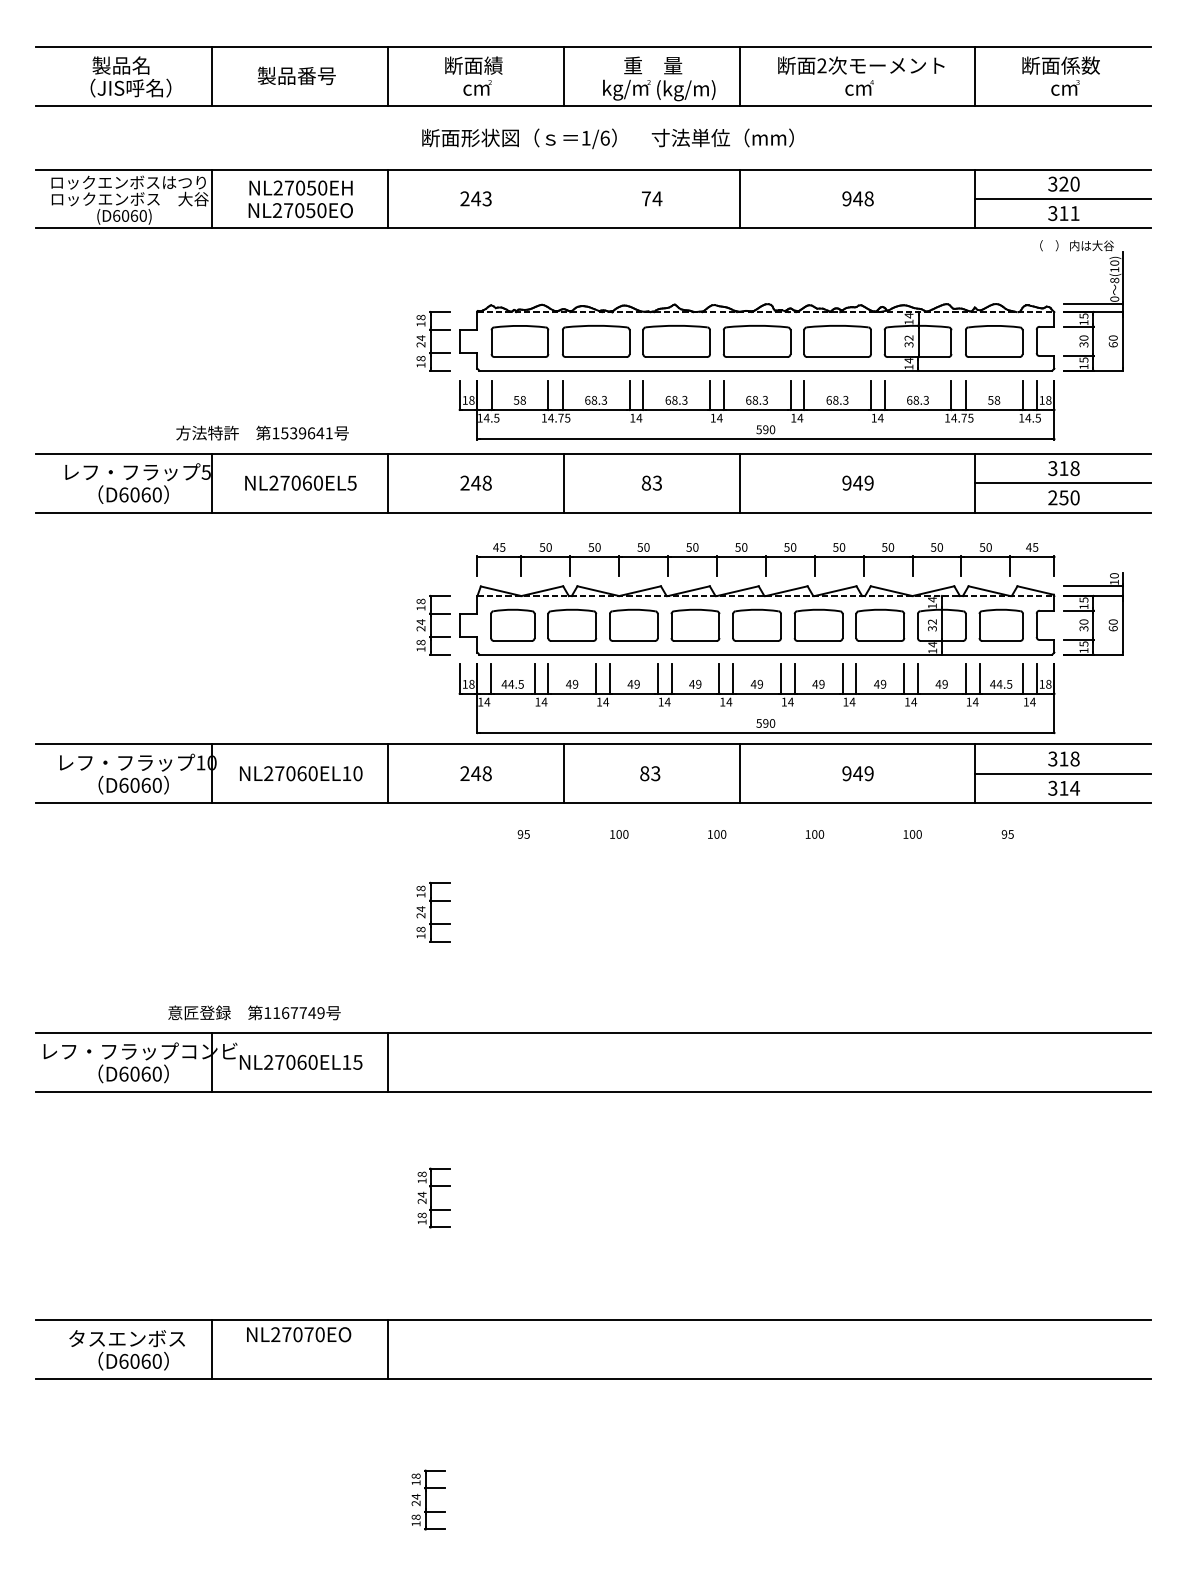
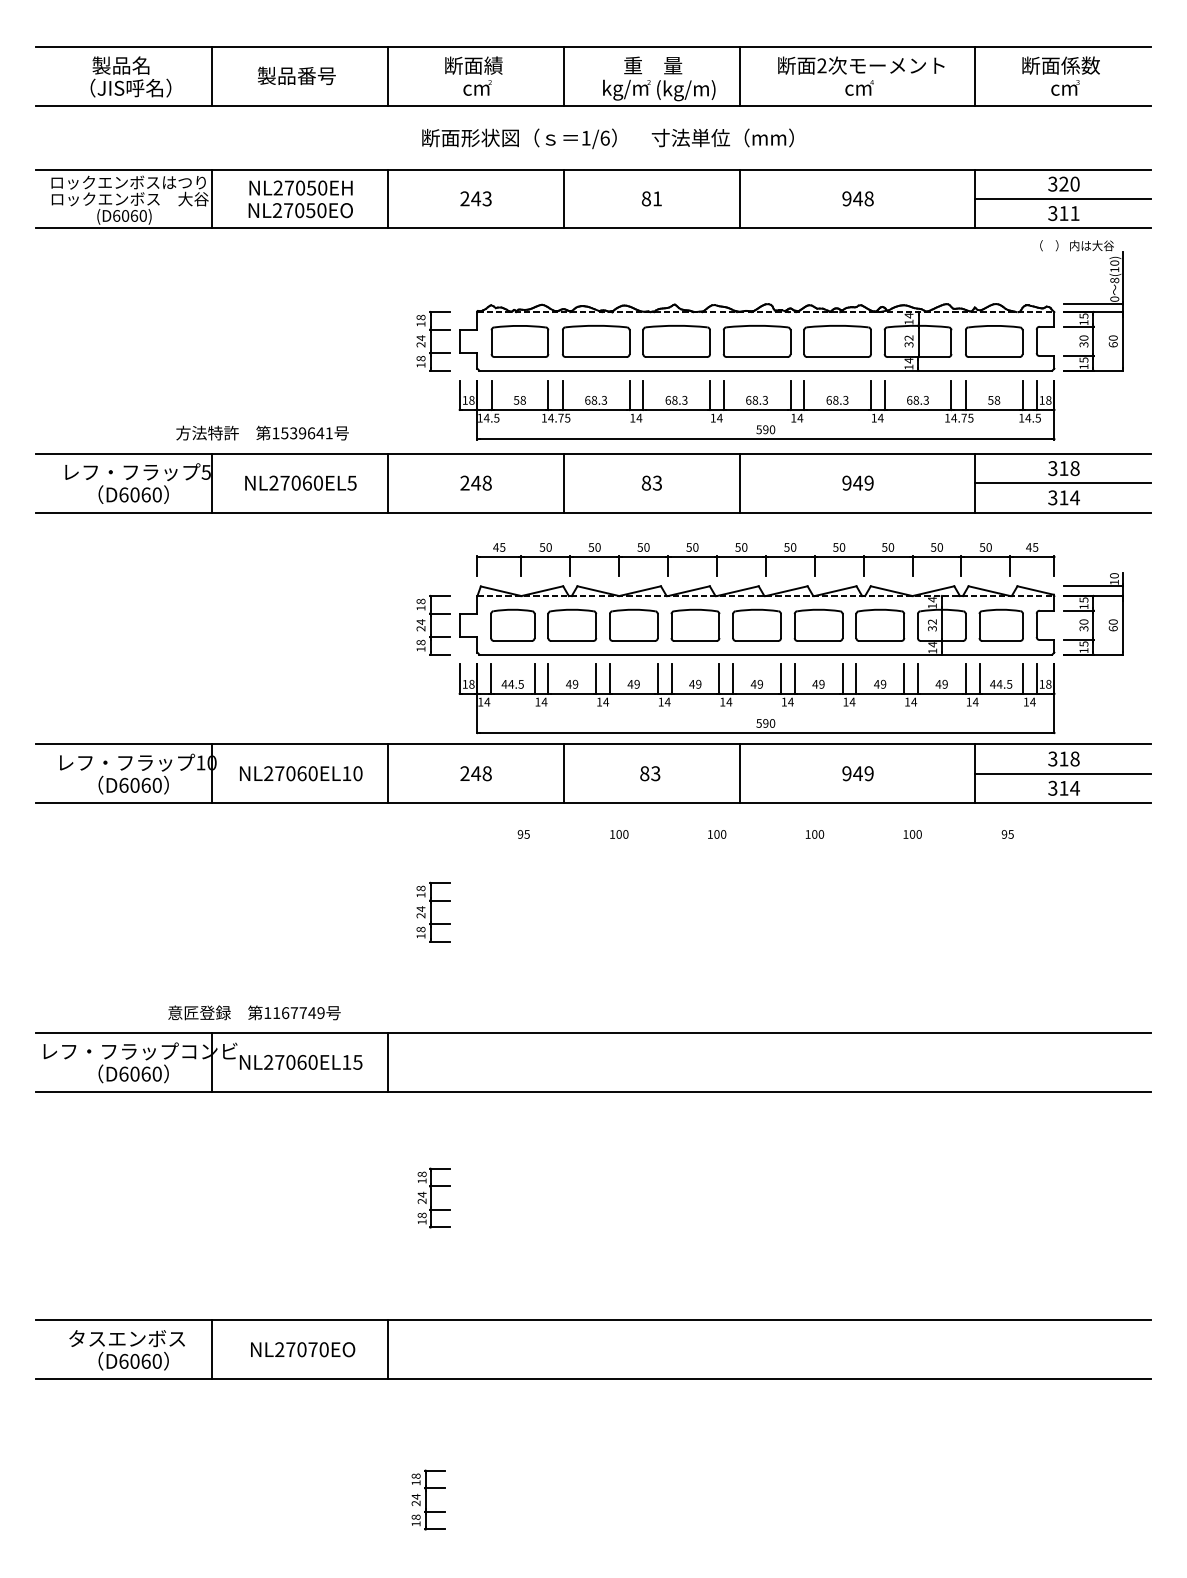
line: none -> present (563, 198)
text: 74 -> 81 (651, 198)
text: 250 -> 314 (1064, 497)
text position: (299, 1334) -> (303, 1349) (303, 1349)
